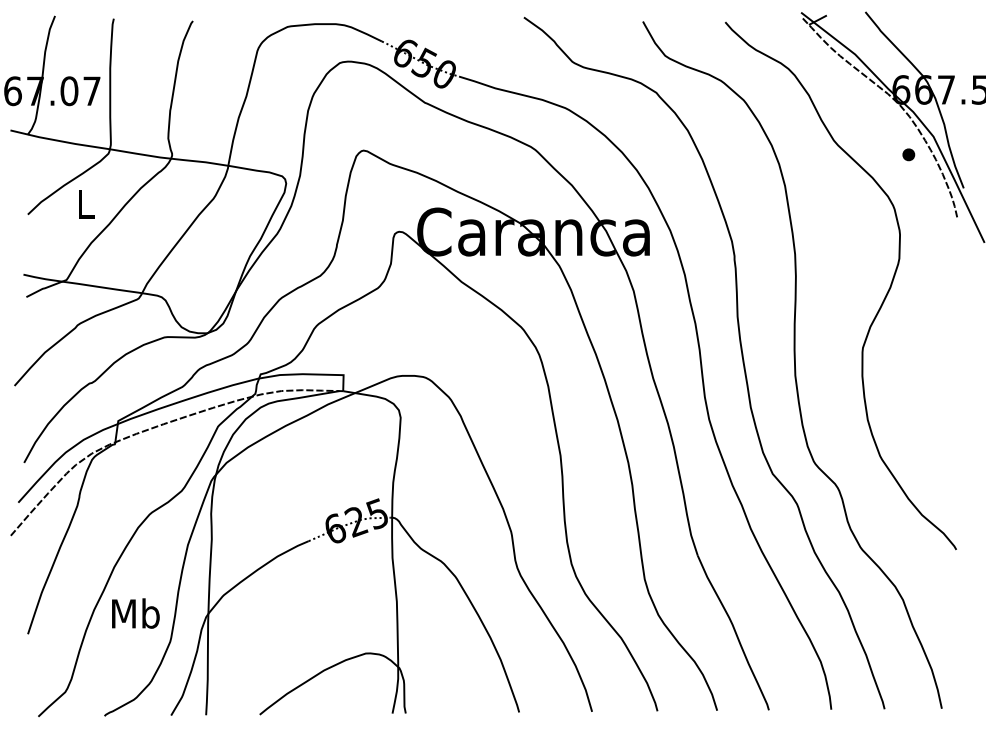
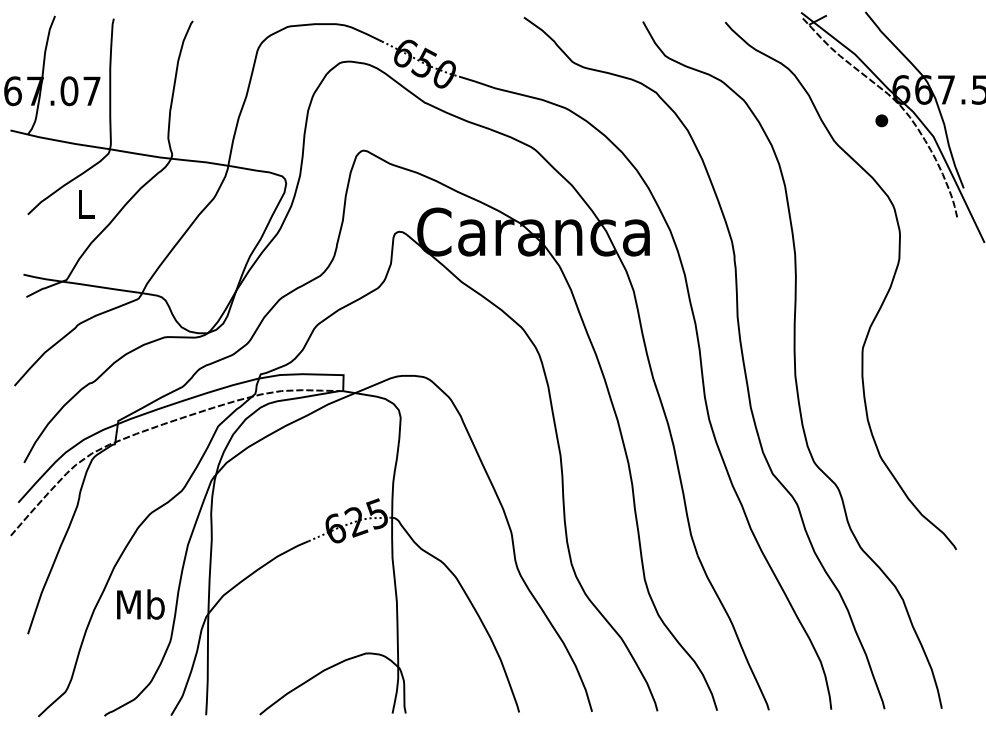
part position: (908, 154) -> (881, 120) (881, 120)
text position: (135, 613) -> (140, 604) (140, 604)
